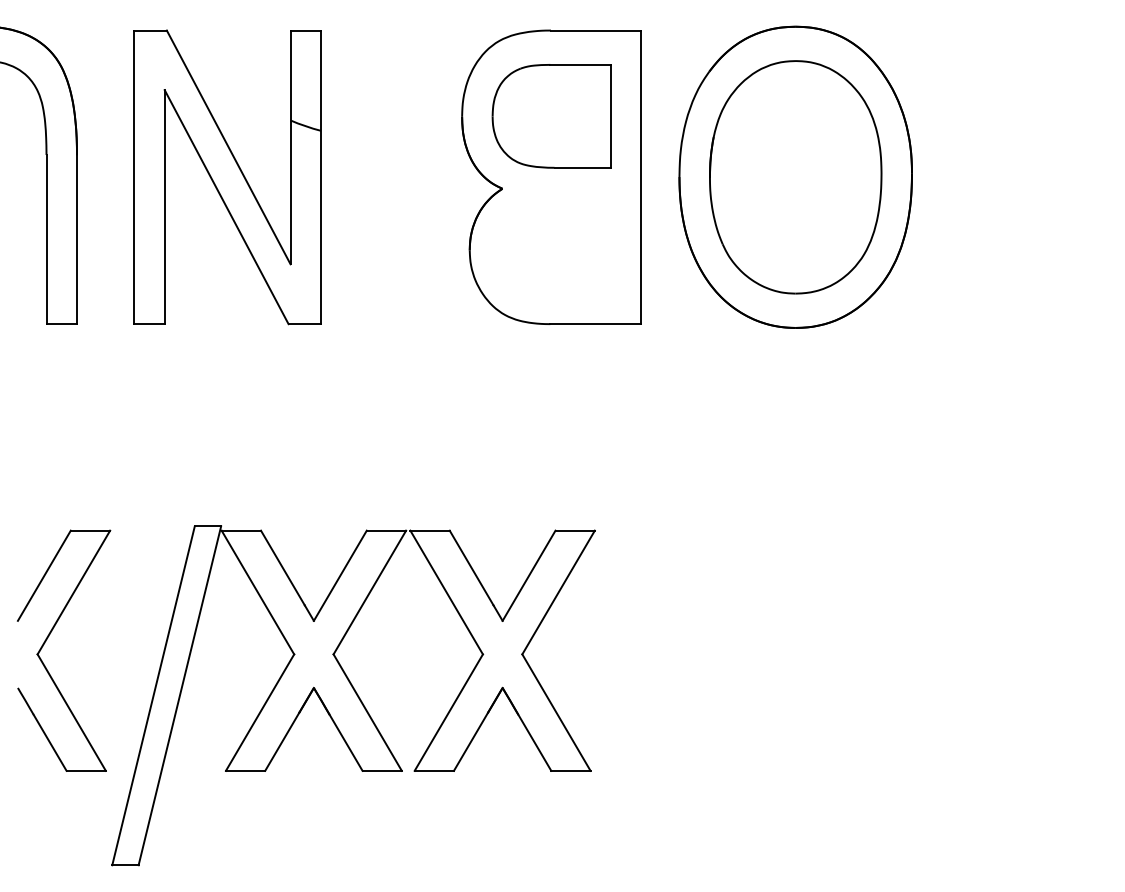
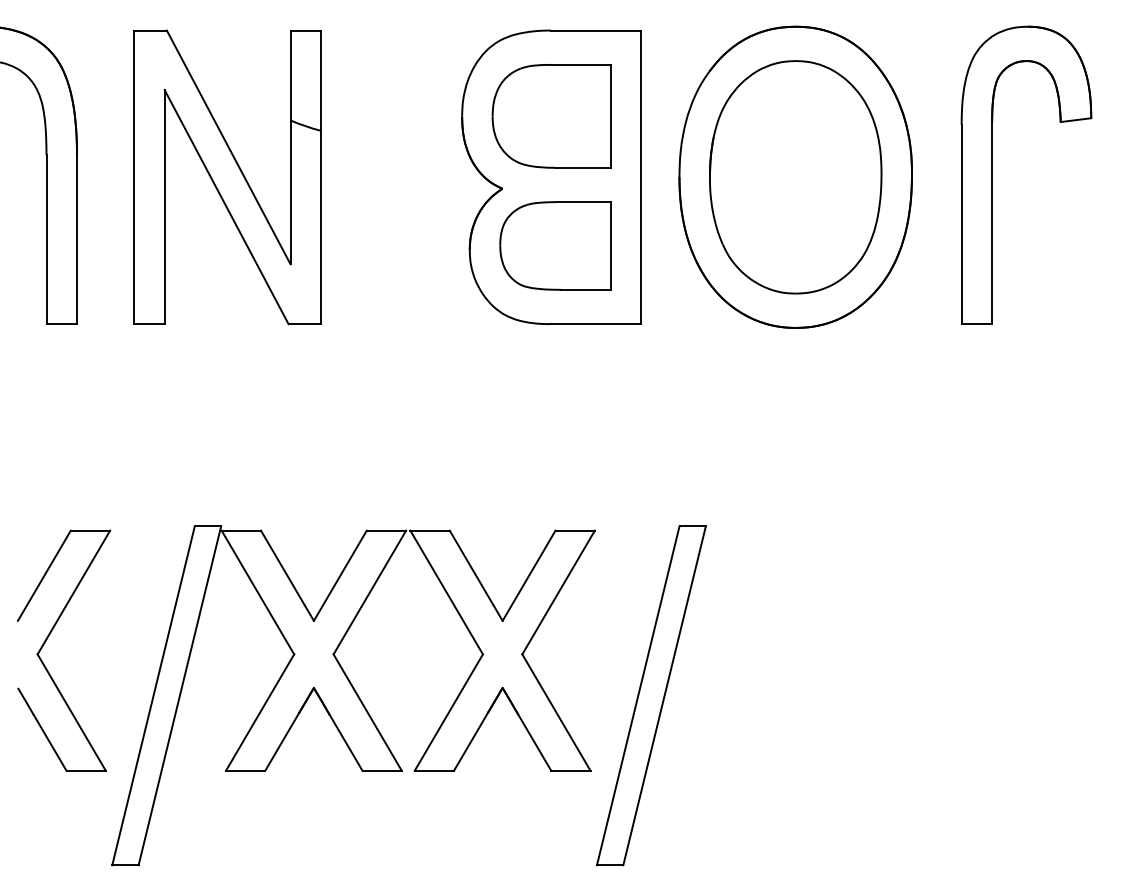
part: none -> present (992, 174)
part: none -> present (555, 245)
part: none -> present (651, 695)
